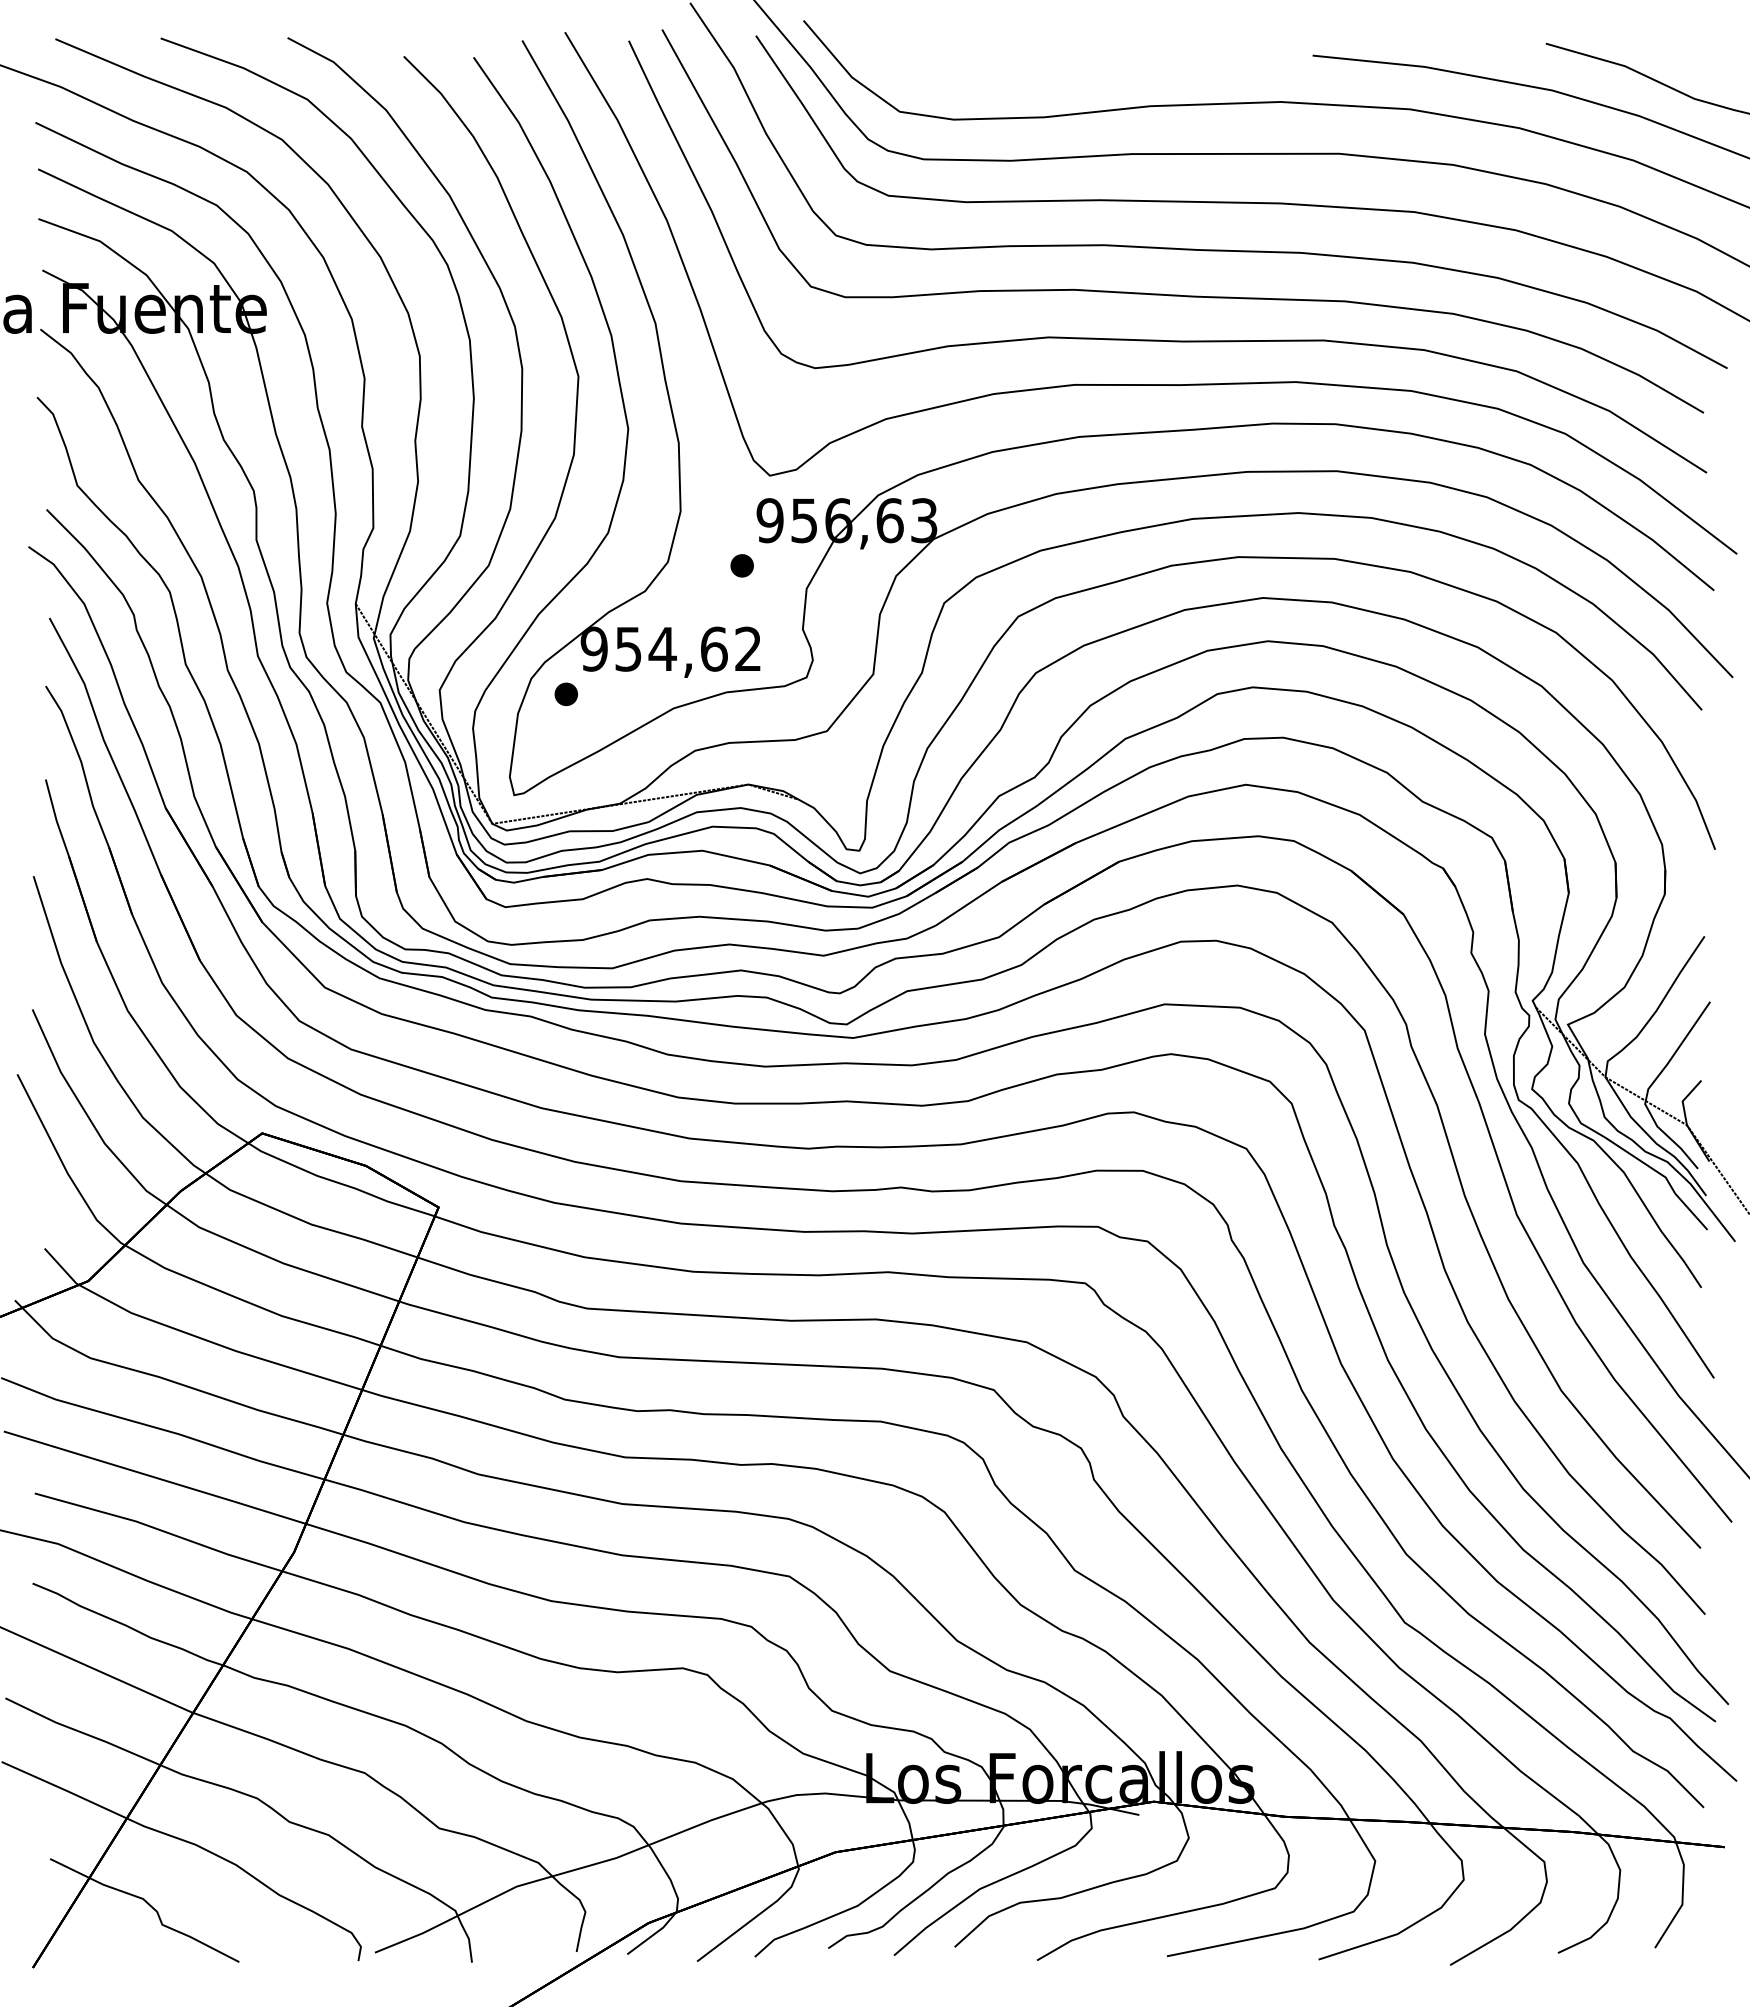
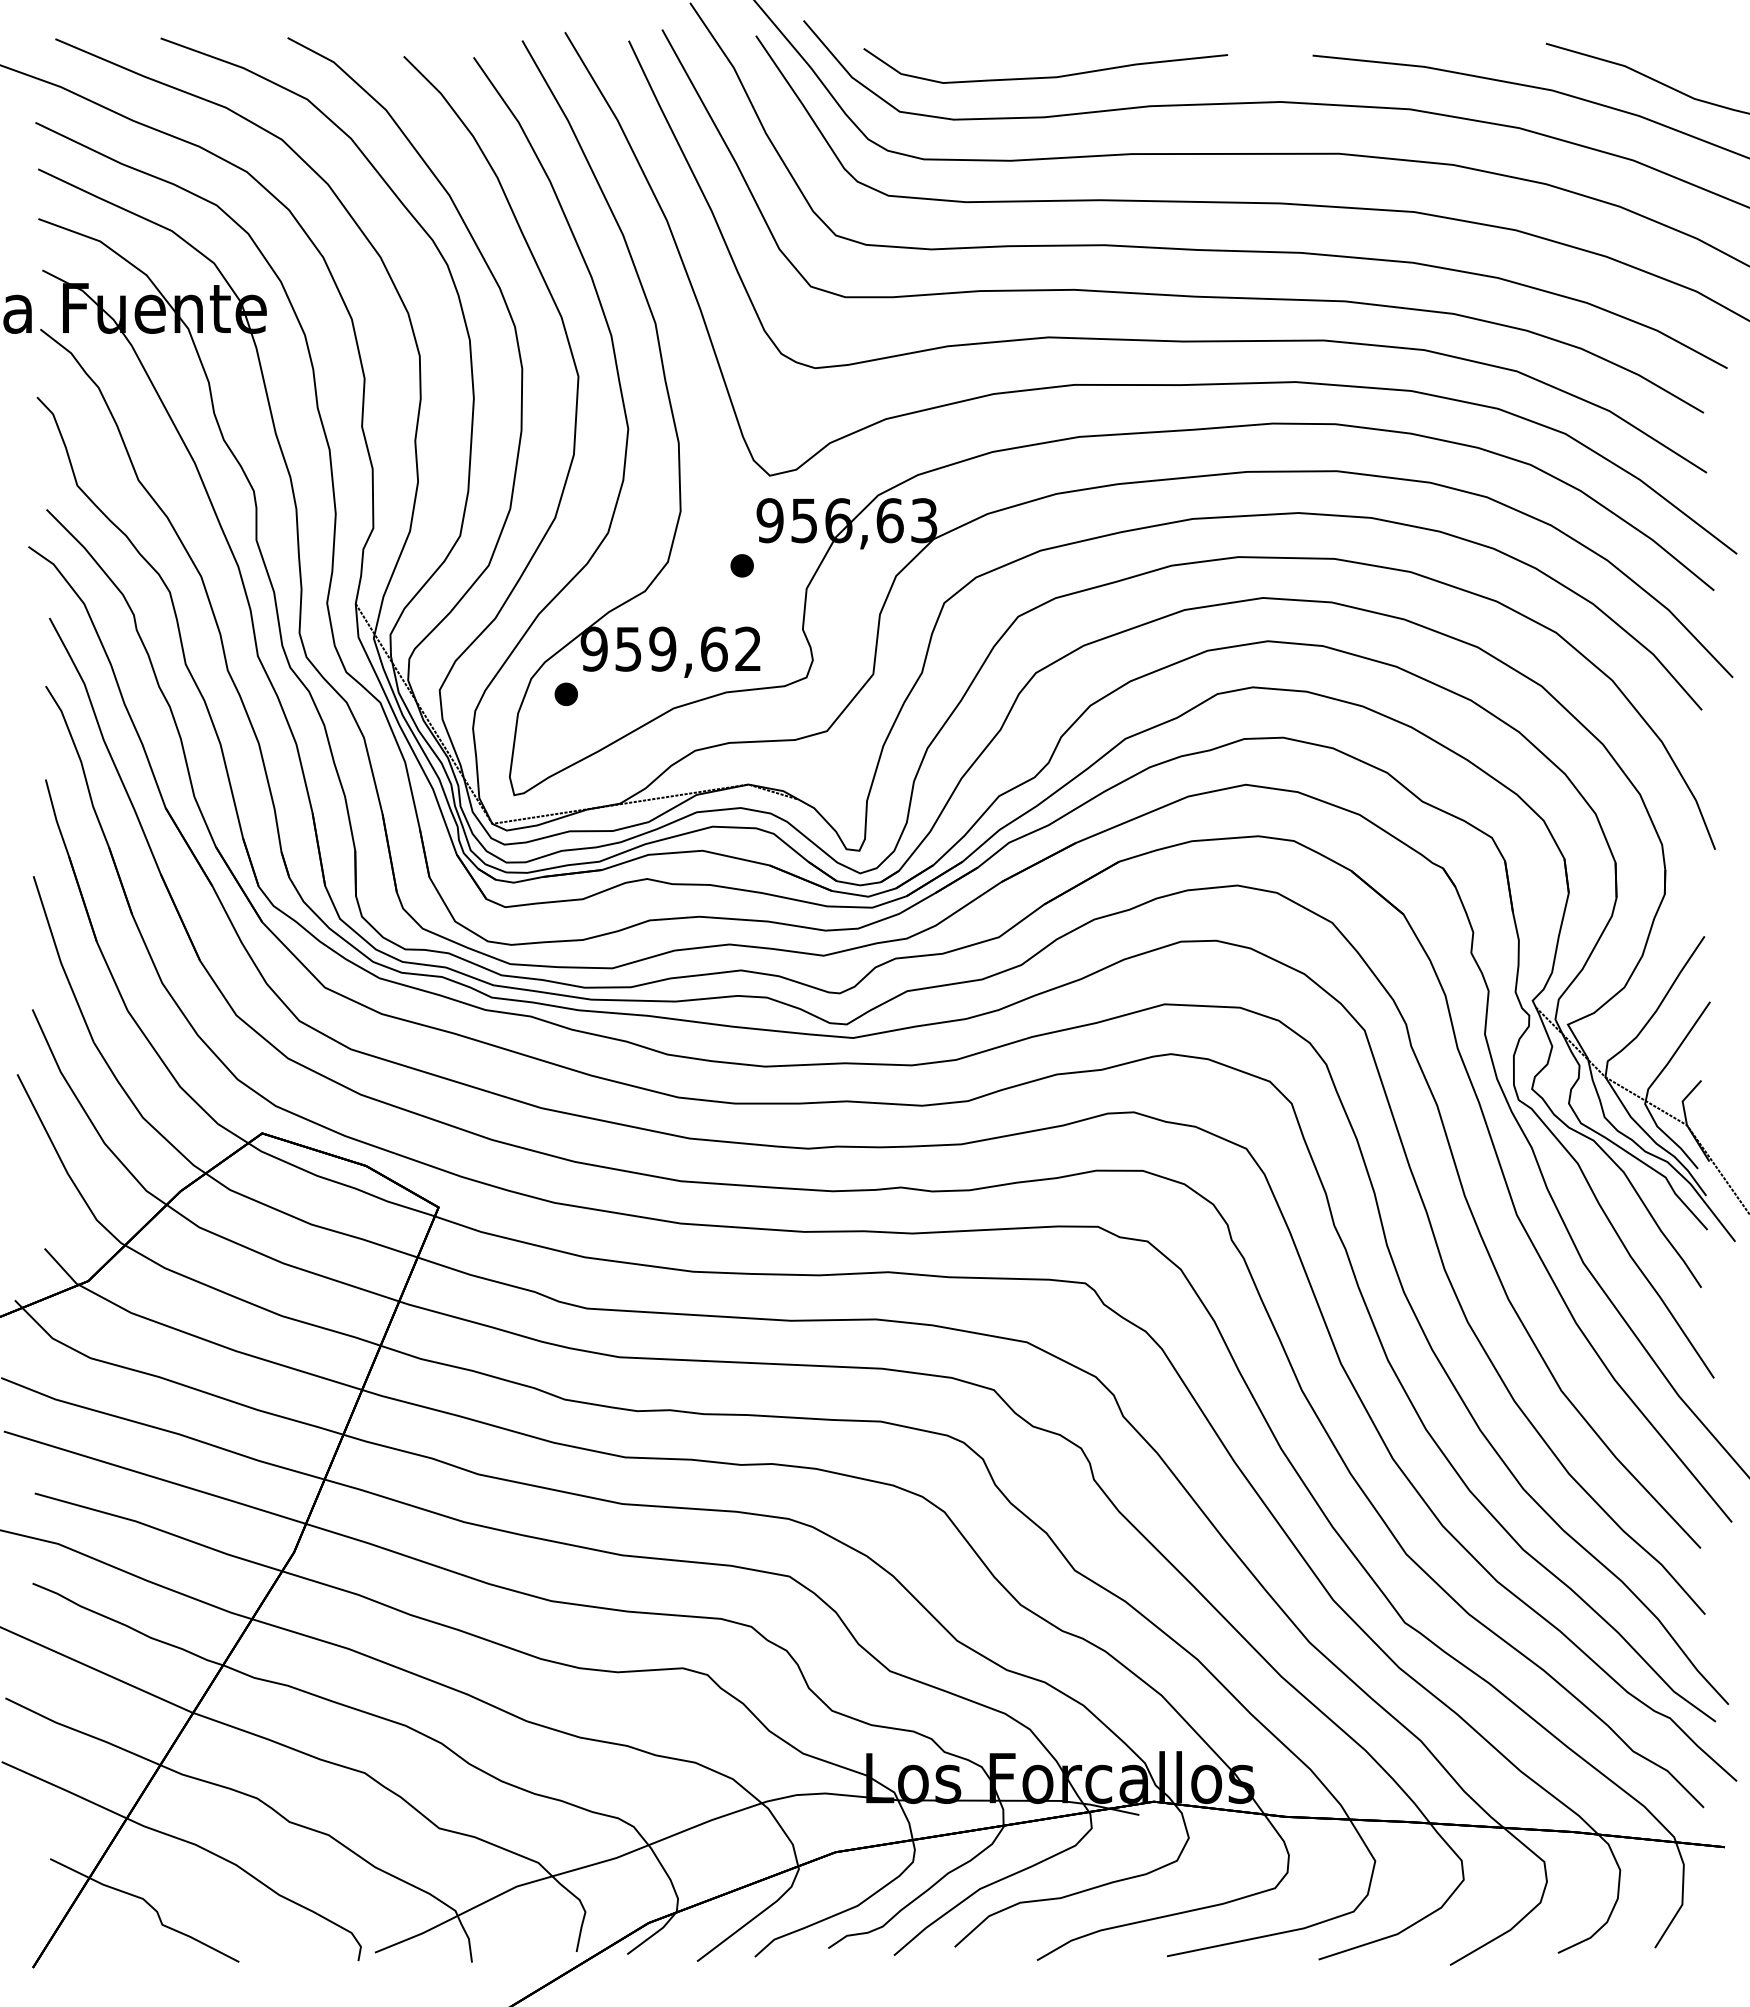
curve: none -> present (1045, 76)
text: 954,62 -> 959,62 (662, 648)
